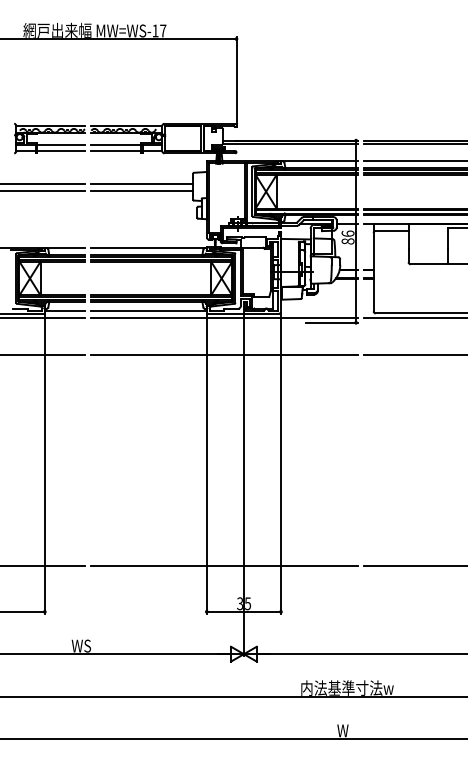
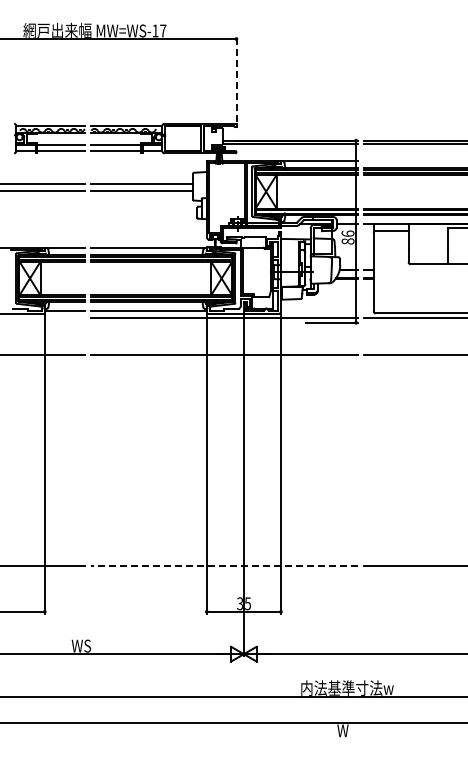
line: solid -> dashed (236, 79)
line: present -> none (413, 161)
line: present -> none (43, 317)
line: solid -> dashed (224, 566)
line position: (233, 738) -> (233, 722) (233, 722)
